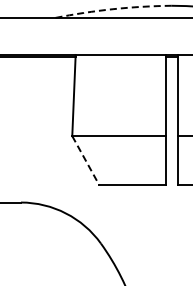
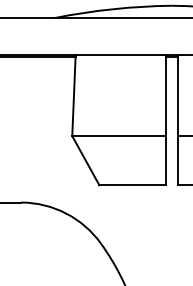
arc: dashed -> solid (113, 9)
line: dashed -> solid (86, 161)
